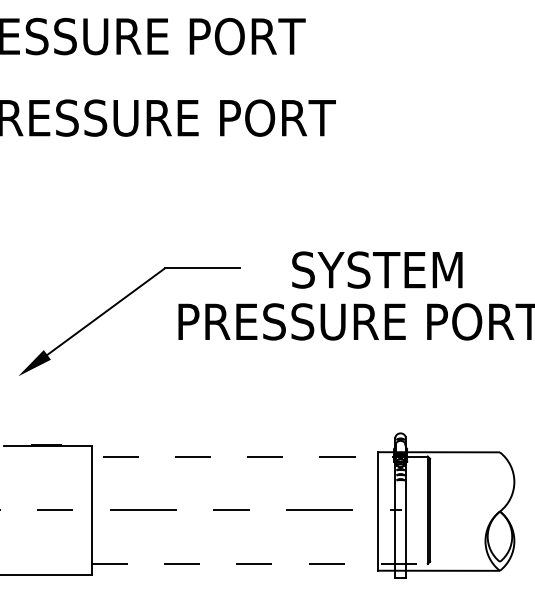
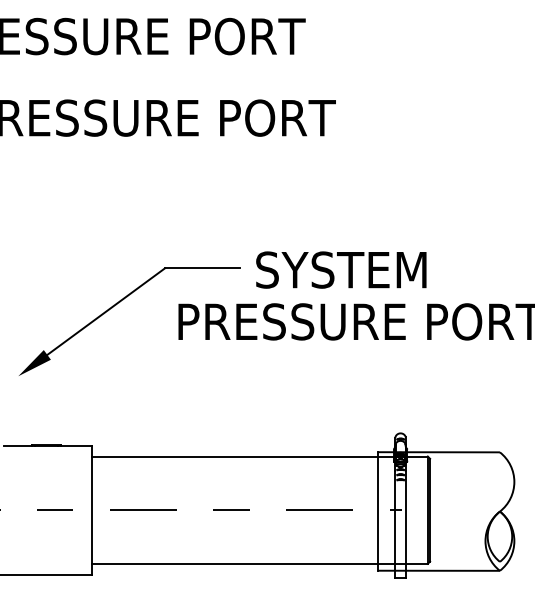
text position: (377, 269) -> (341, 269) (341, 269)
line: dashed -> solid (259, 456)
line: dashed -> solid (260, 563)
